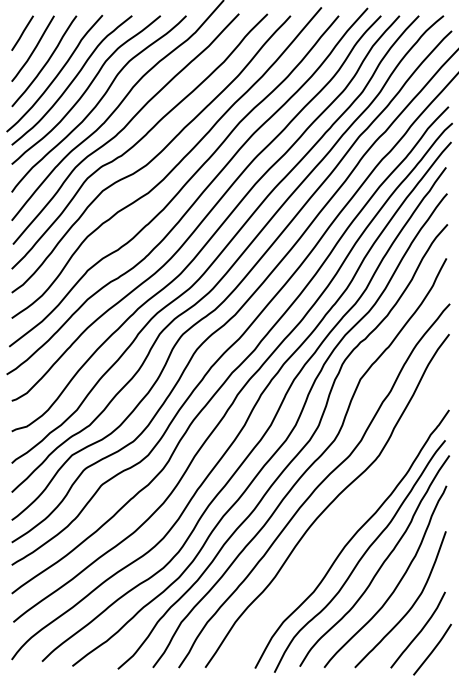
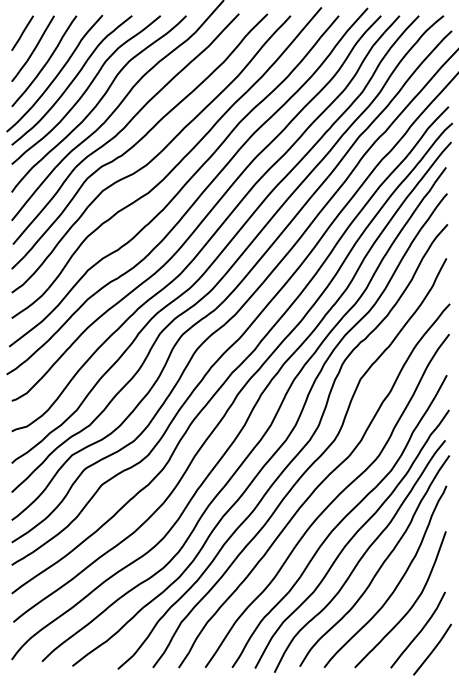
curve: none -> present (339, 521)
